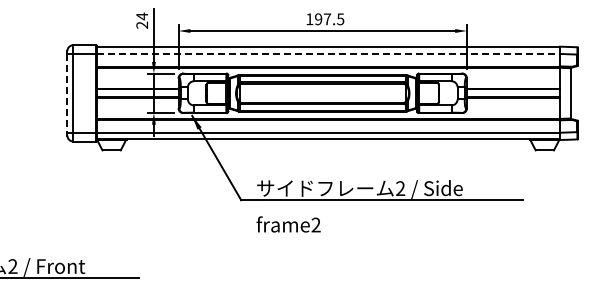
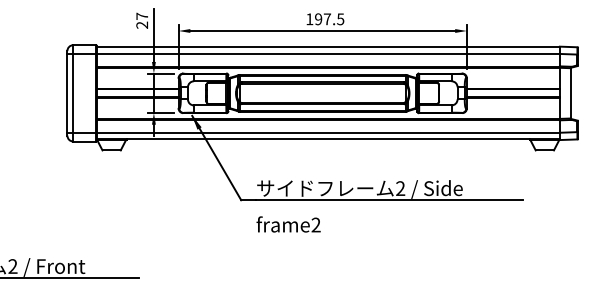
text: 24 -> 27 (141, 16)
line: dashed -> solid (328, 53)
line: dashed -> solid (67, 93)
